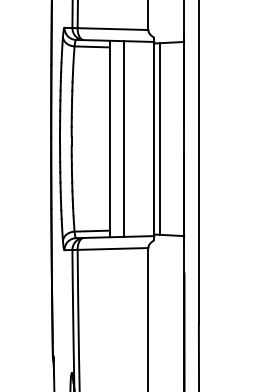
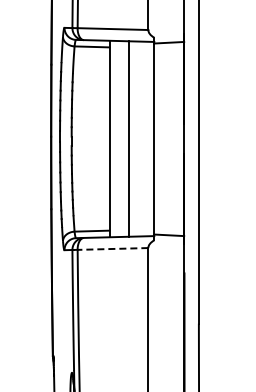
line position: (124, 138) -> (129, 138) (129, 138)
line: present -> none (160, 138)
line: solid -> dashed (112, 248)
